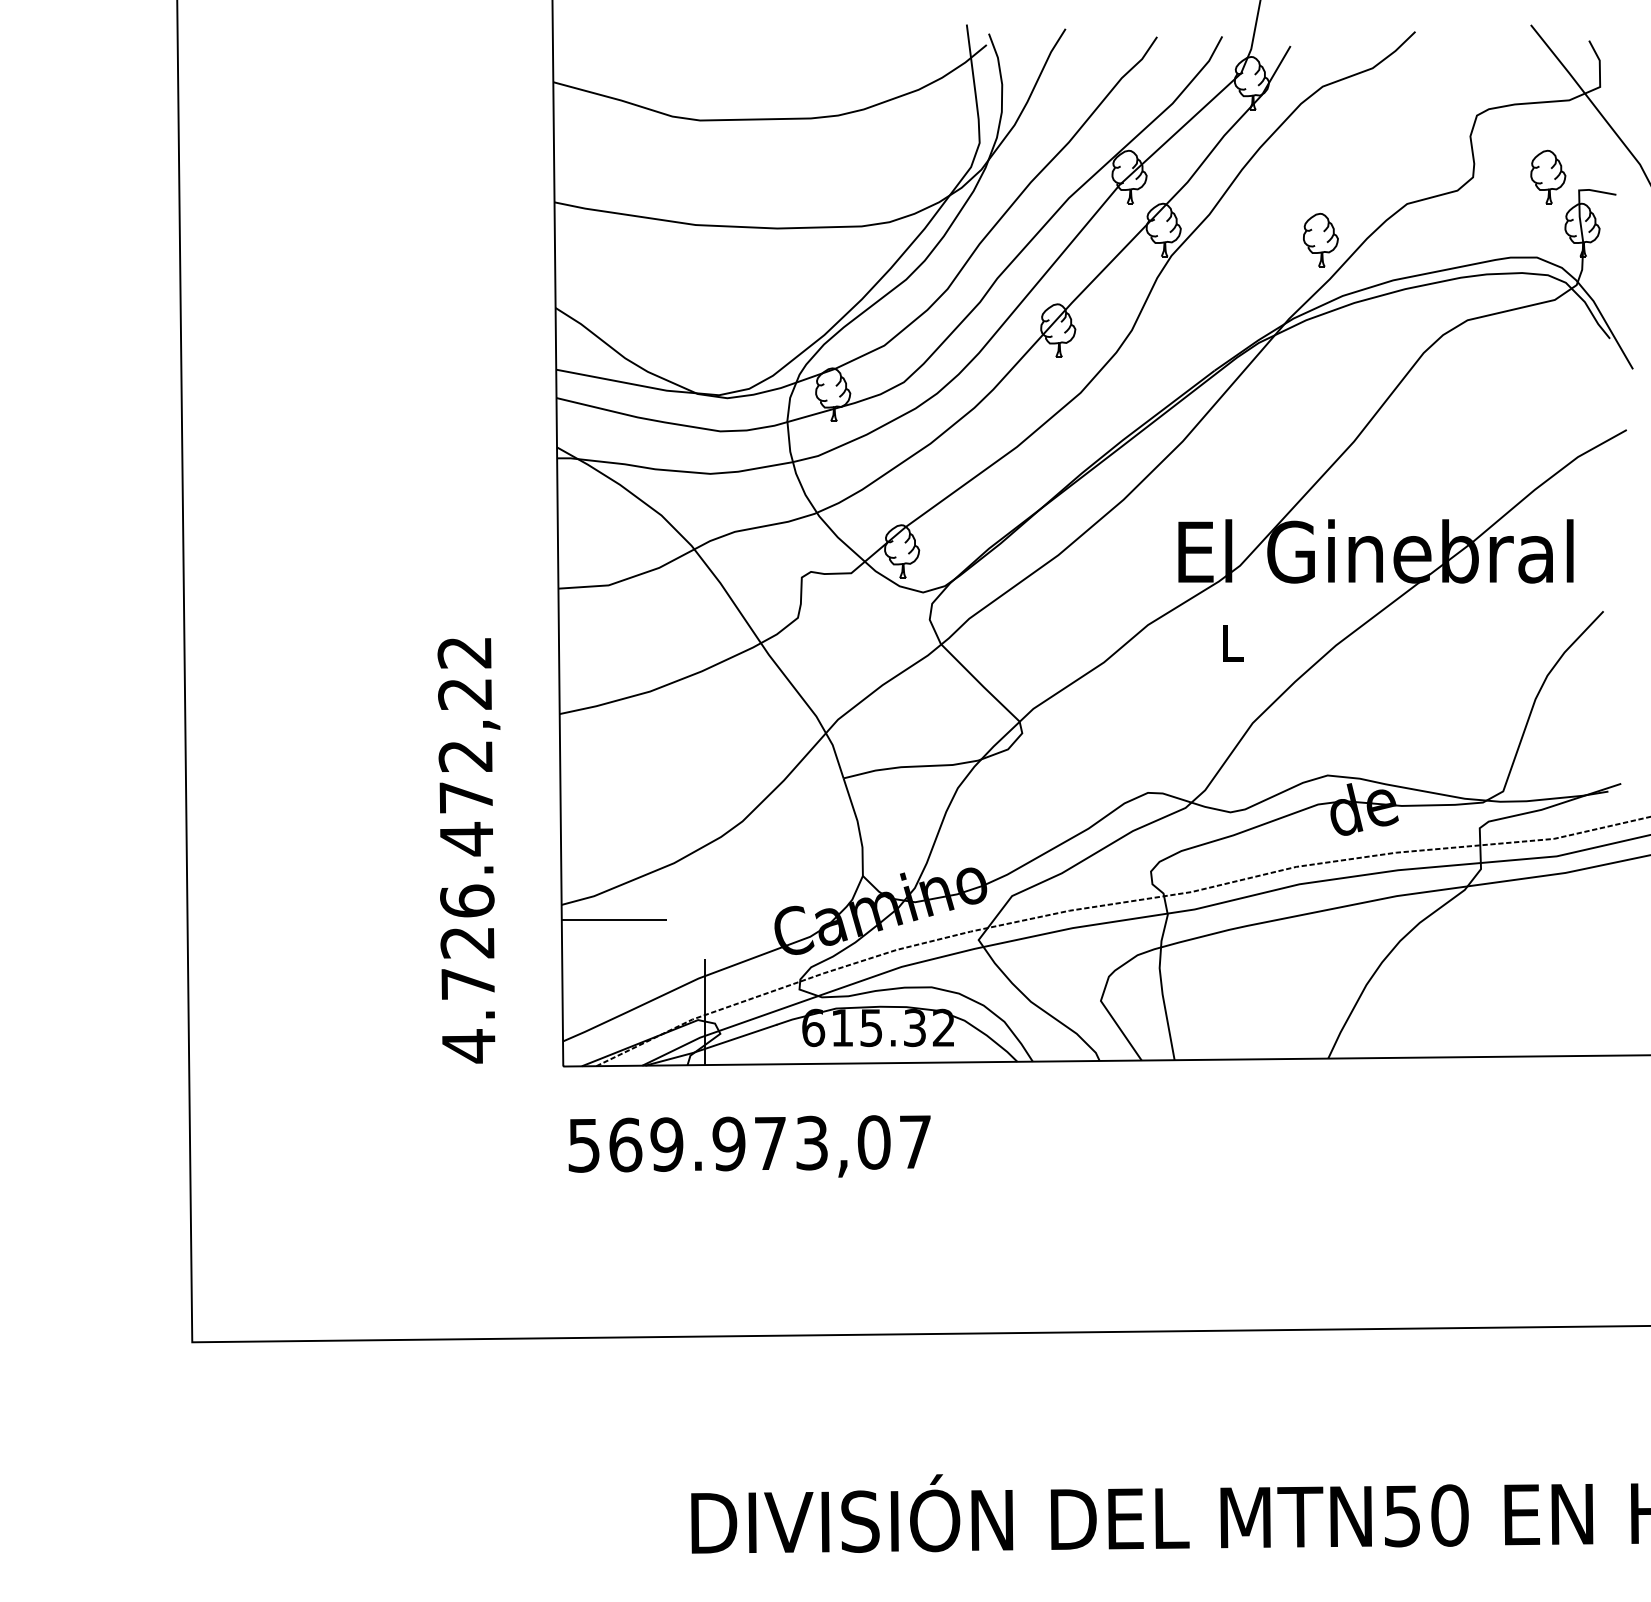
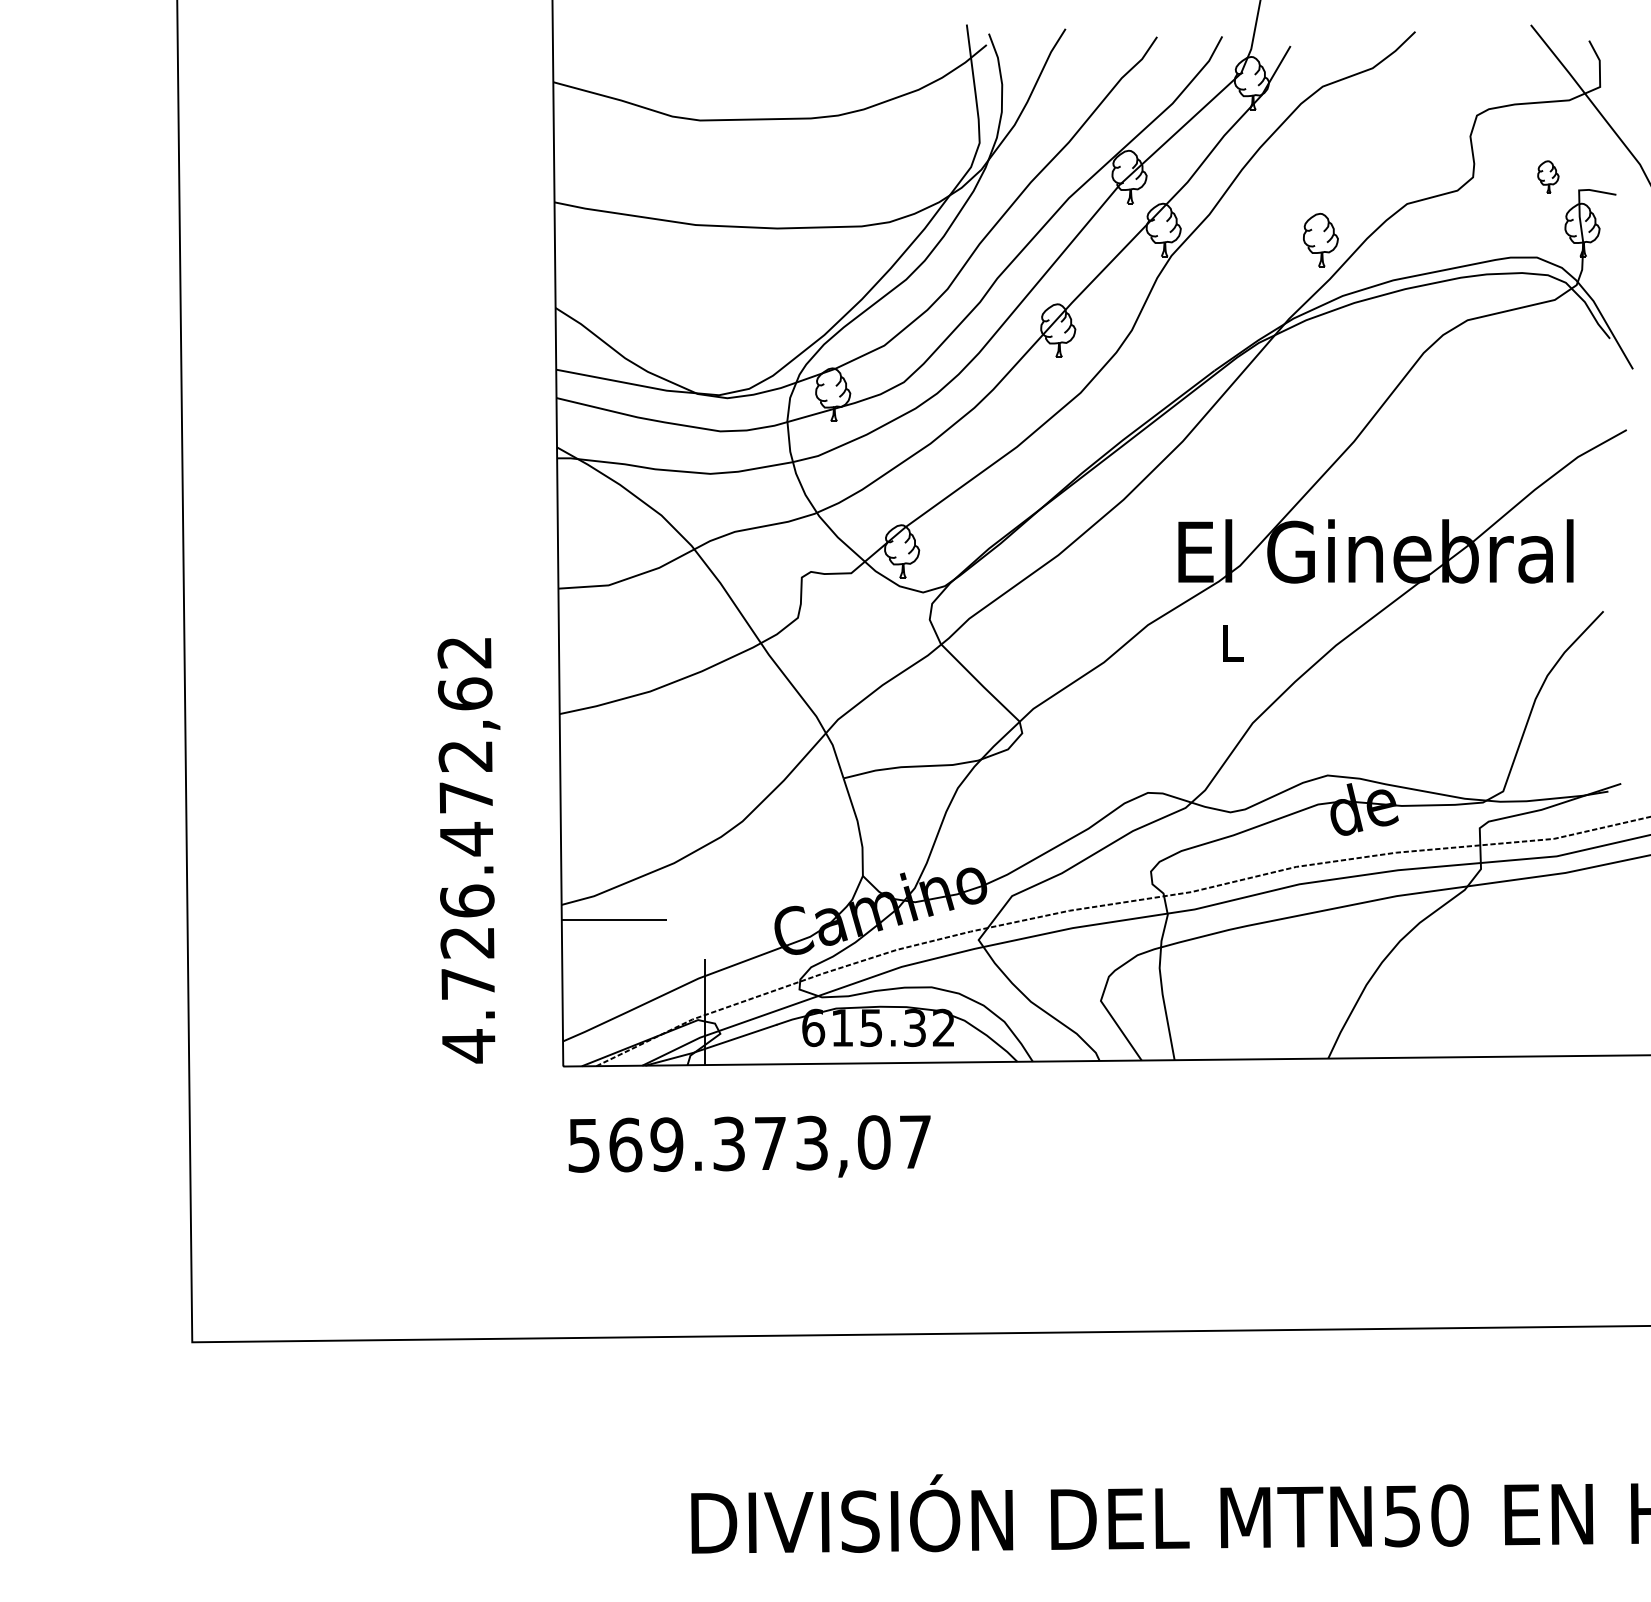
part size: 37x56 px -> 23x34 px (1548, 176)
text: 4.726.472,22 -> 4.726.472,62 (464, 693)
text: 569.973,07 -> 569.373,07 (728, 1143)
